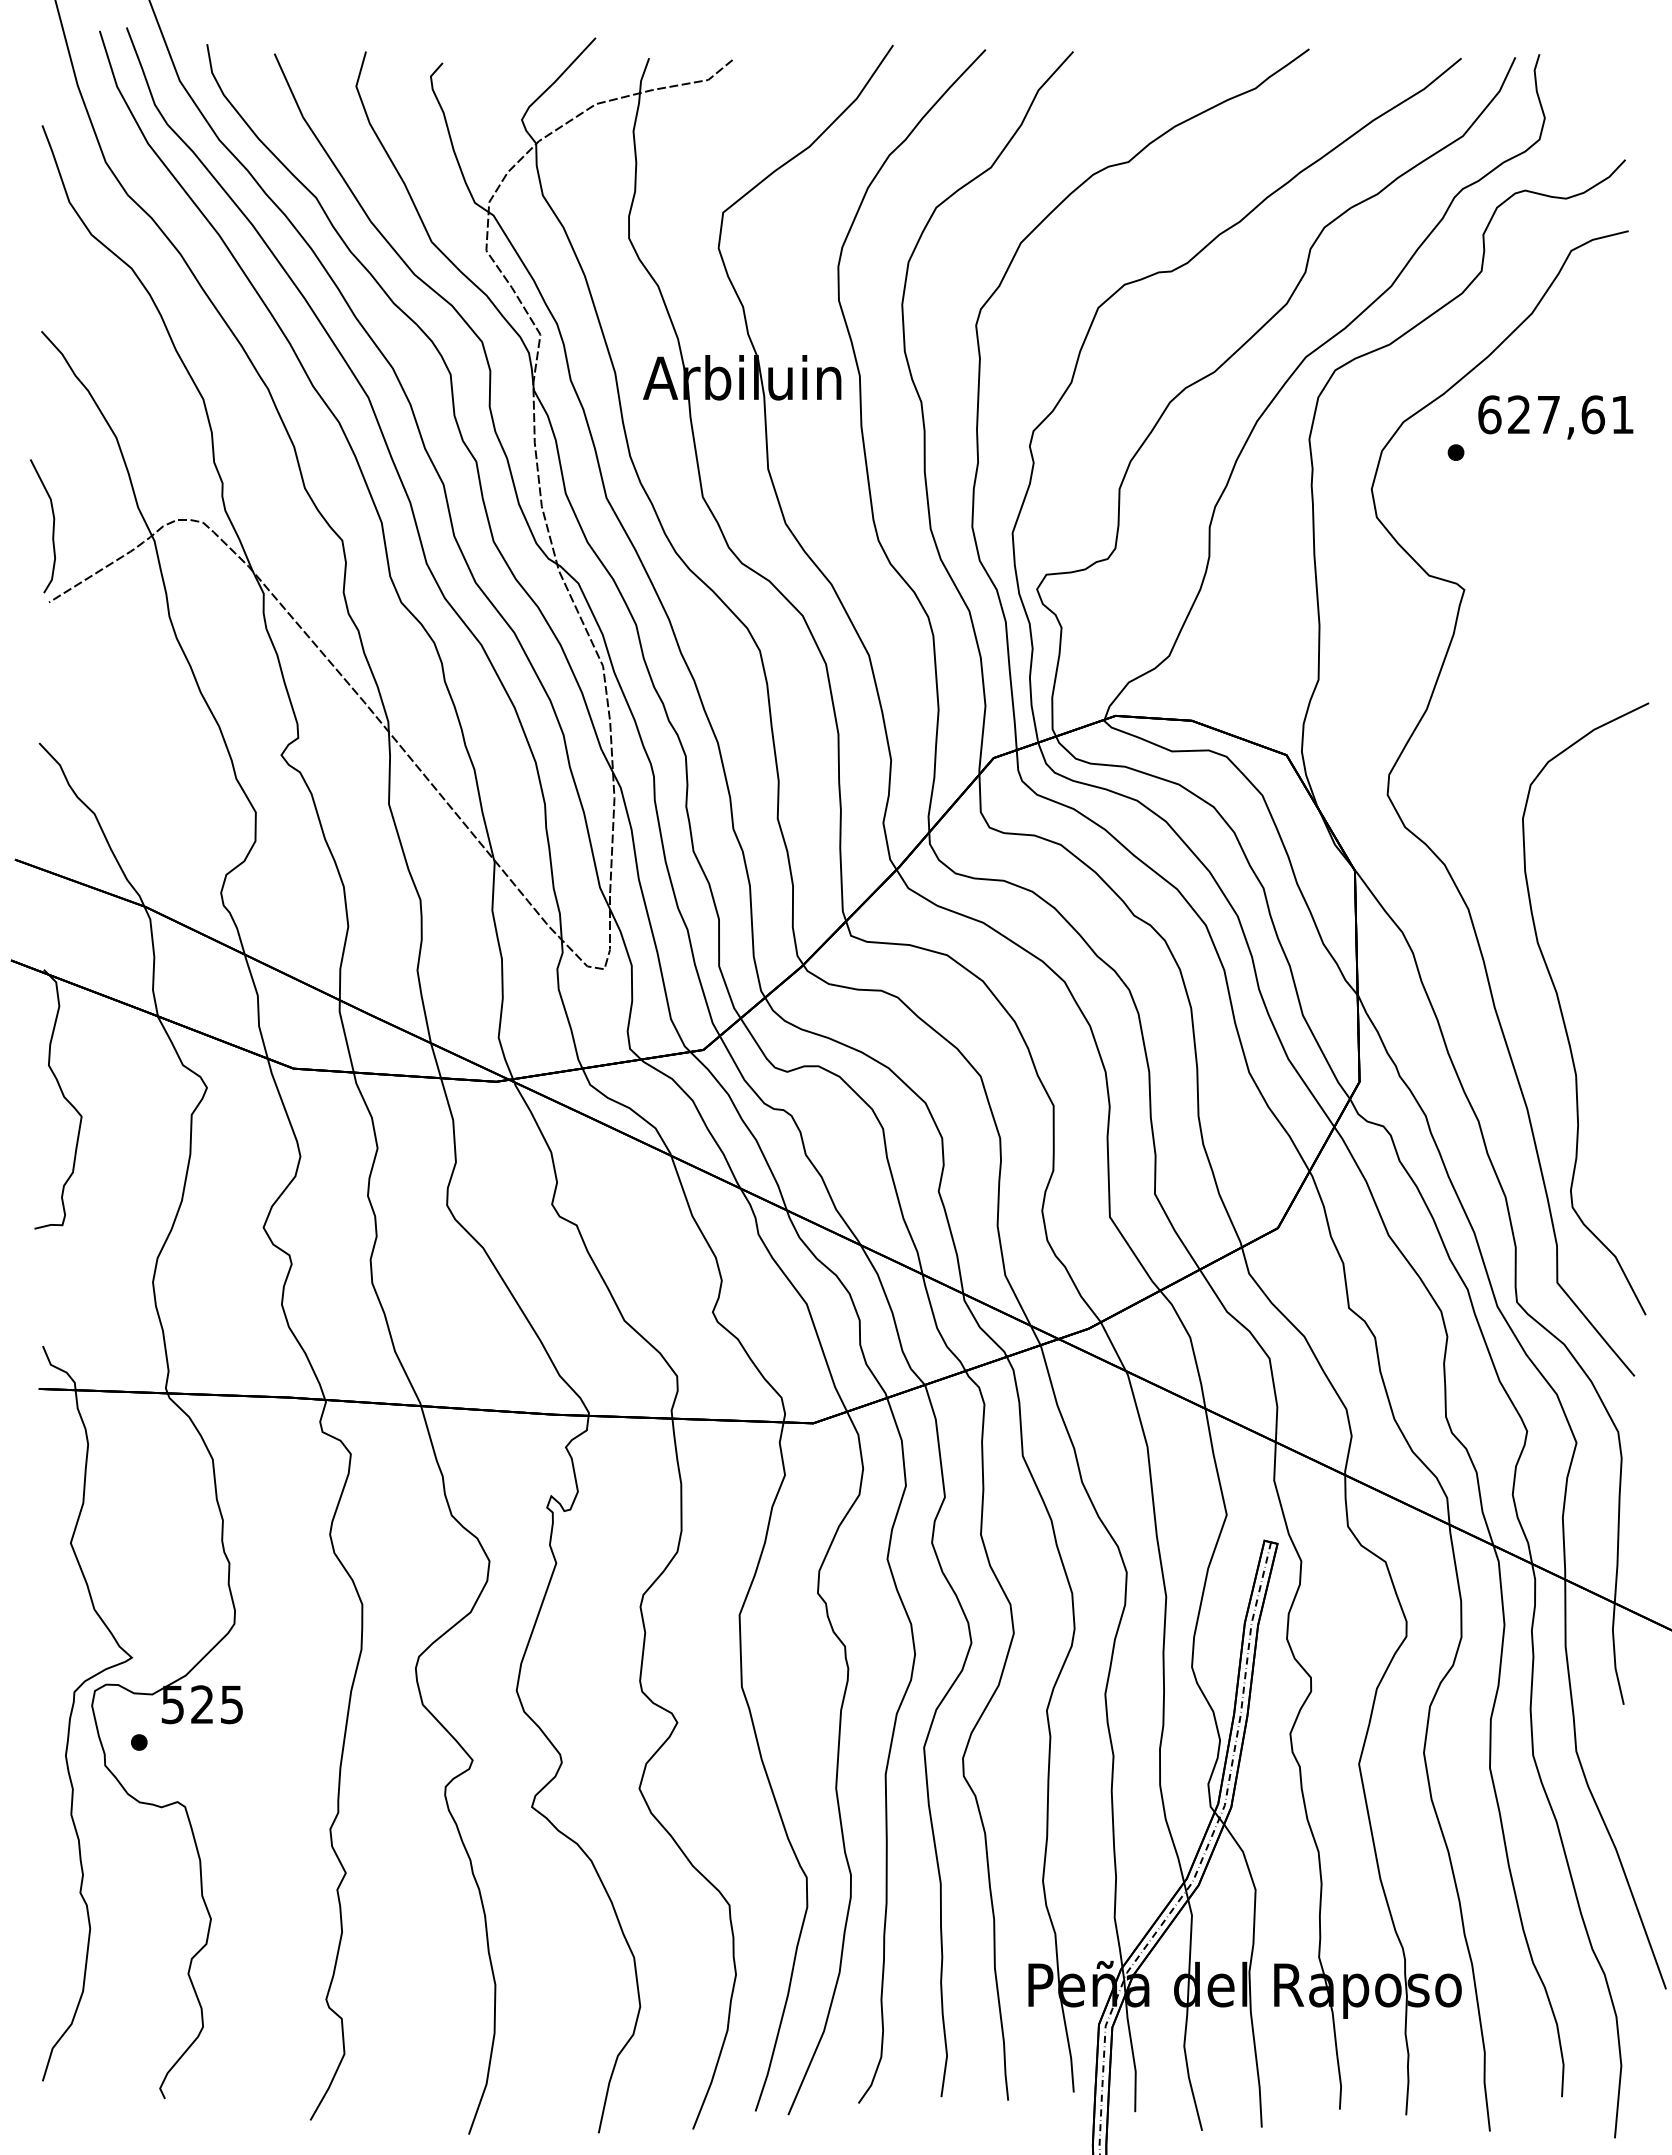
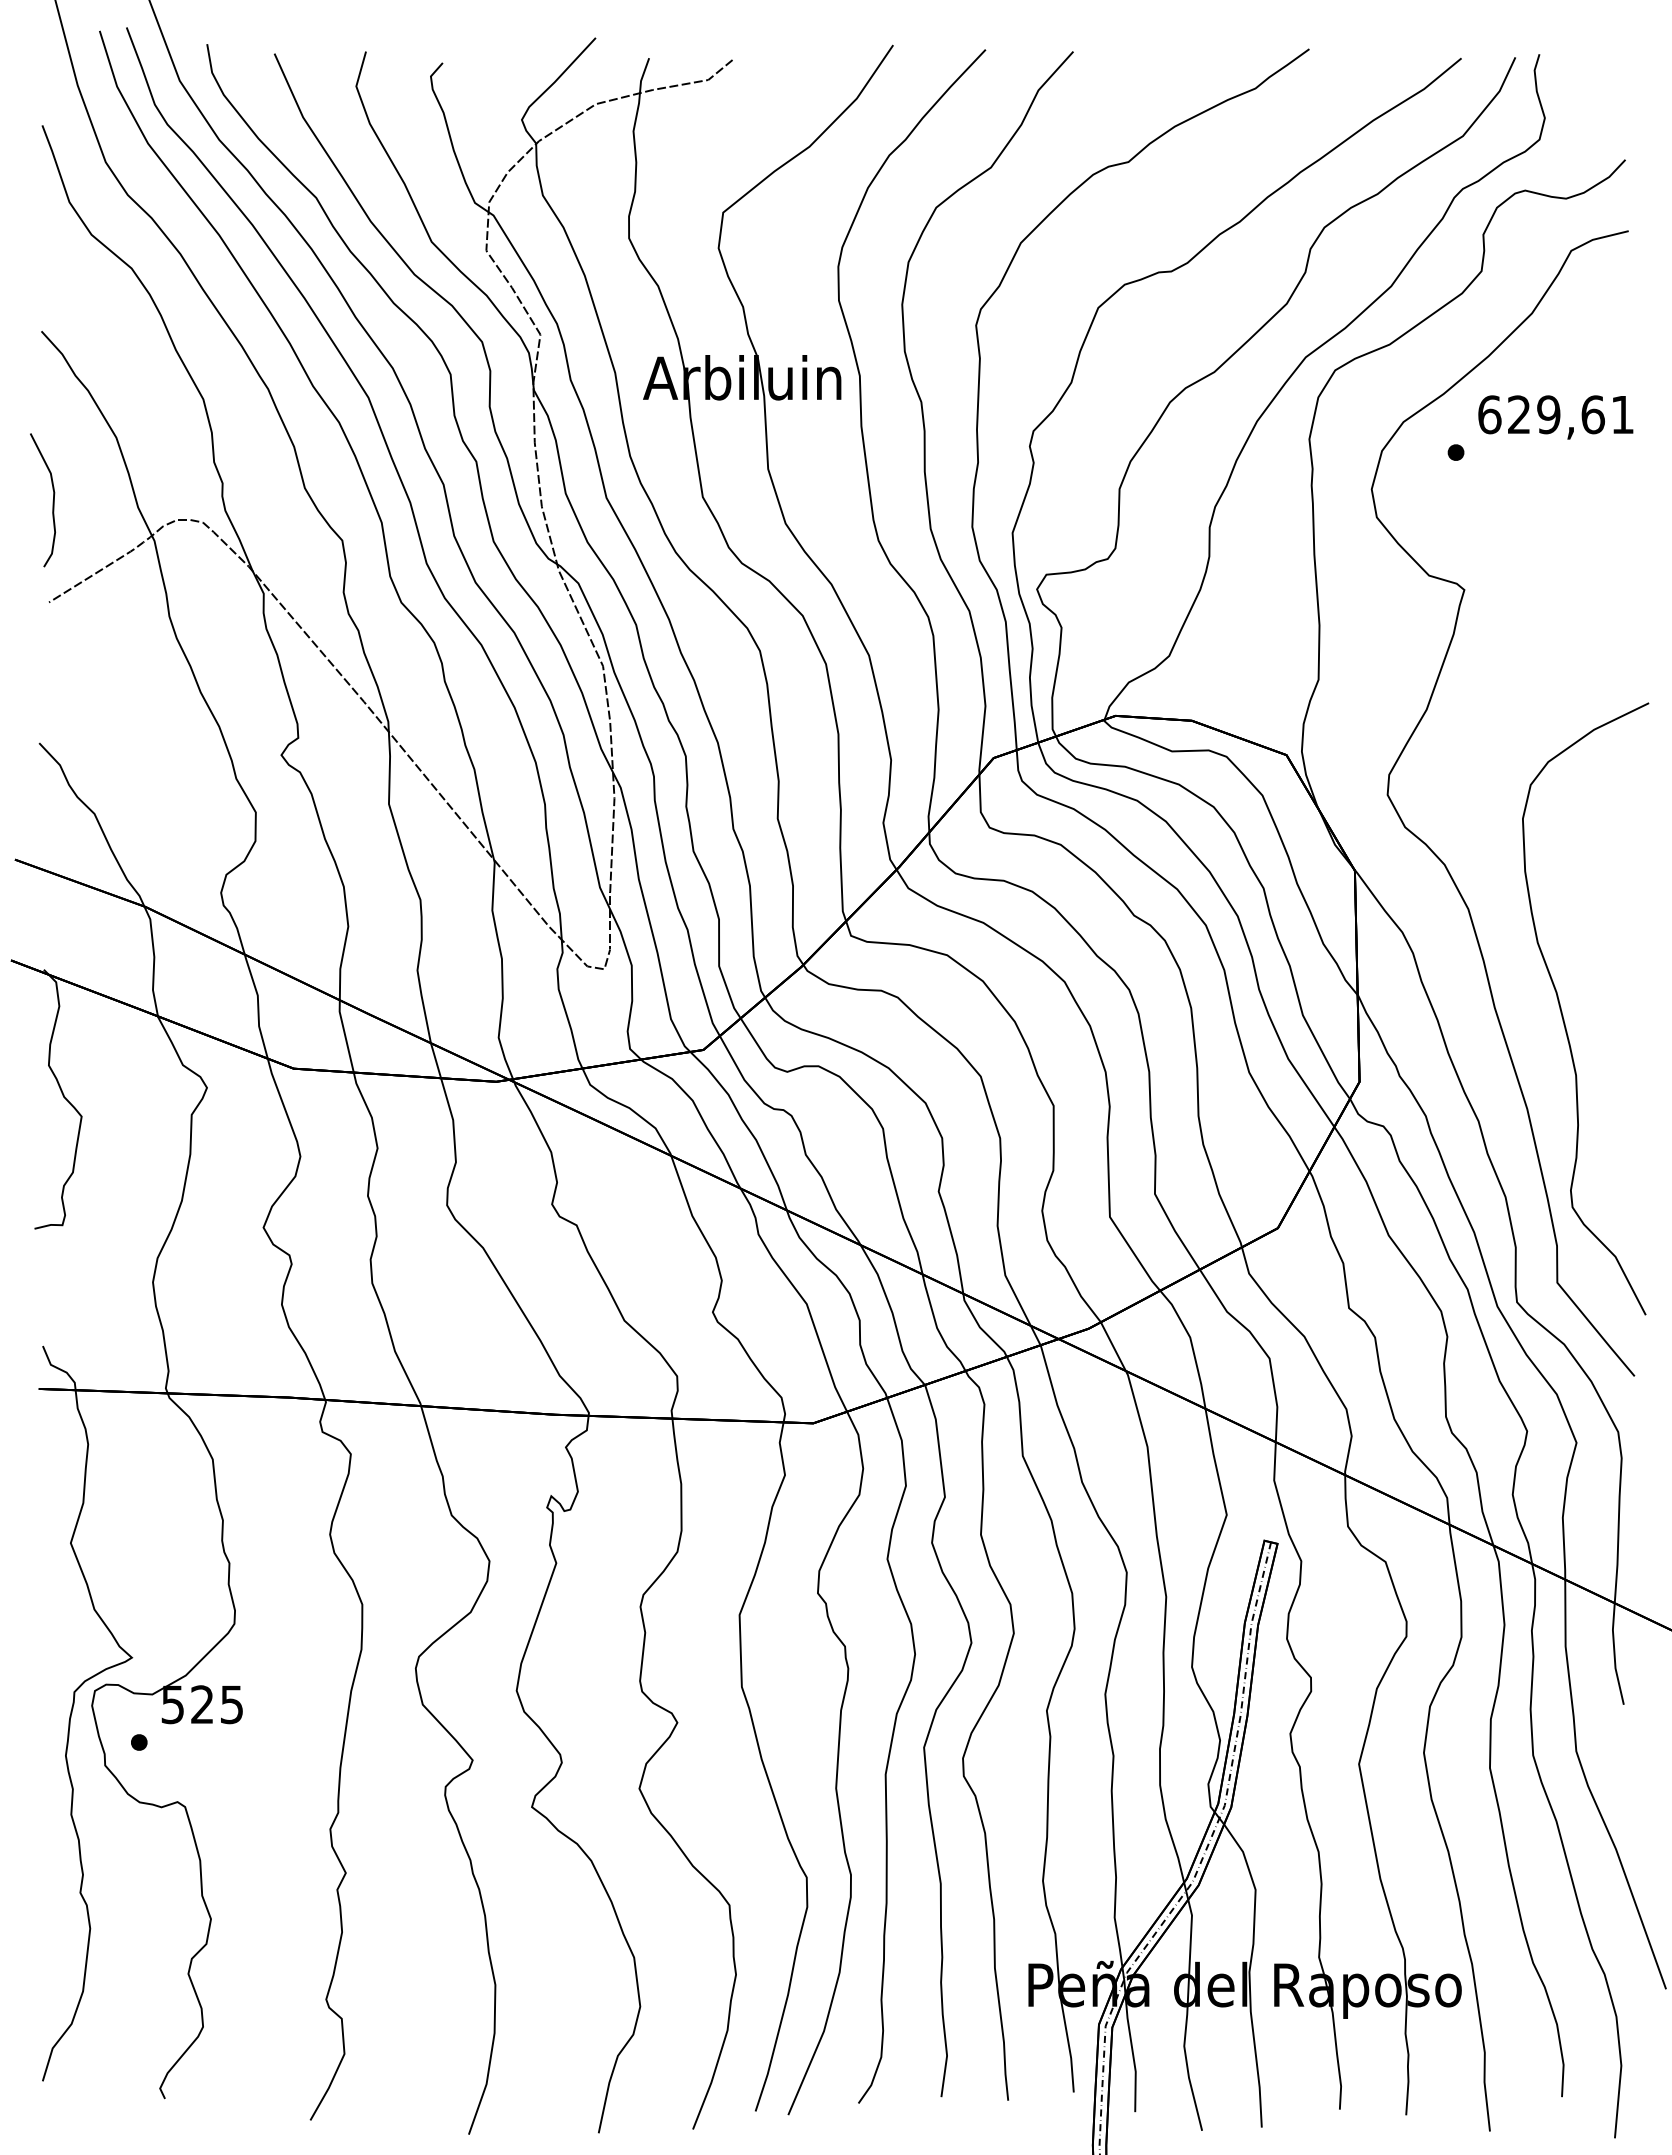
text: 627,61 -> 629,61 (1548, 414)
curve position: (52, 527) -> (52, 501) (52, 501)
